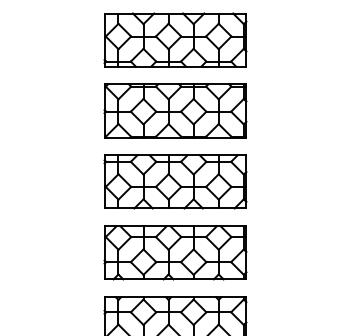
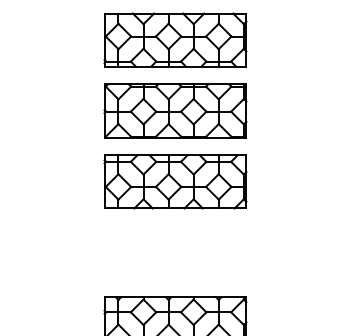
part: present -> none (175, 252)
